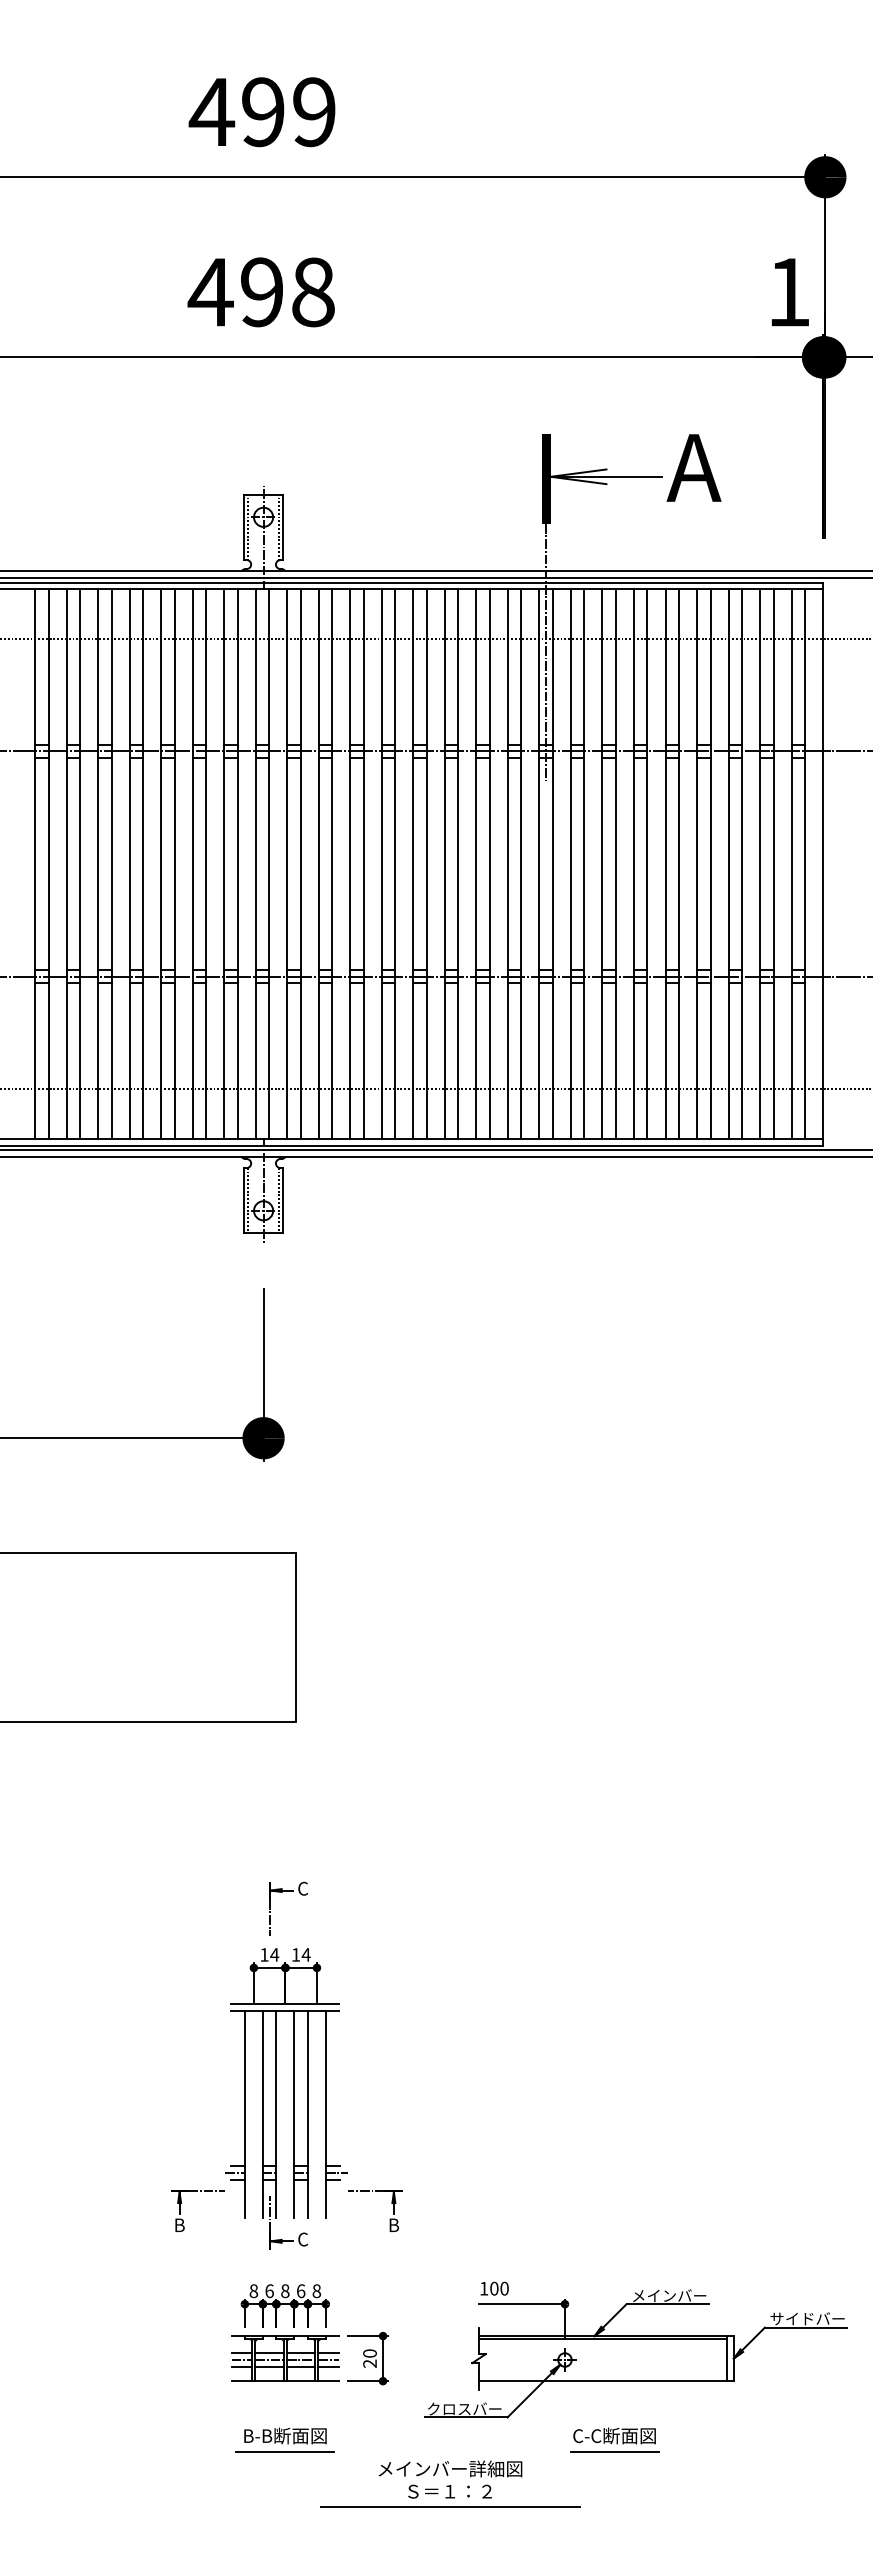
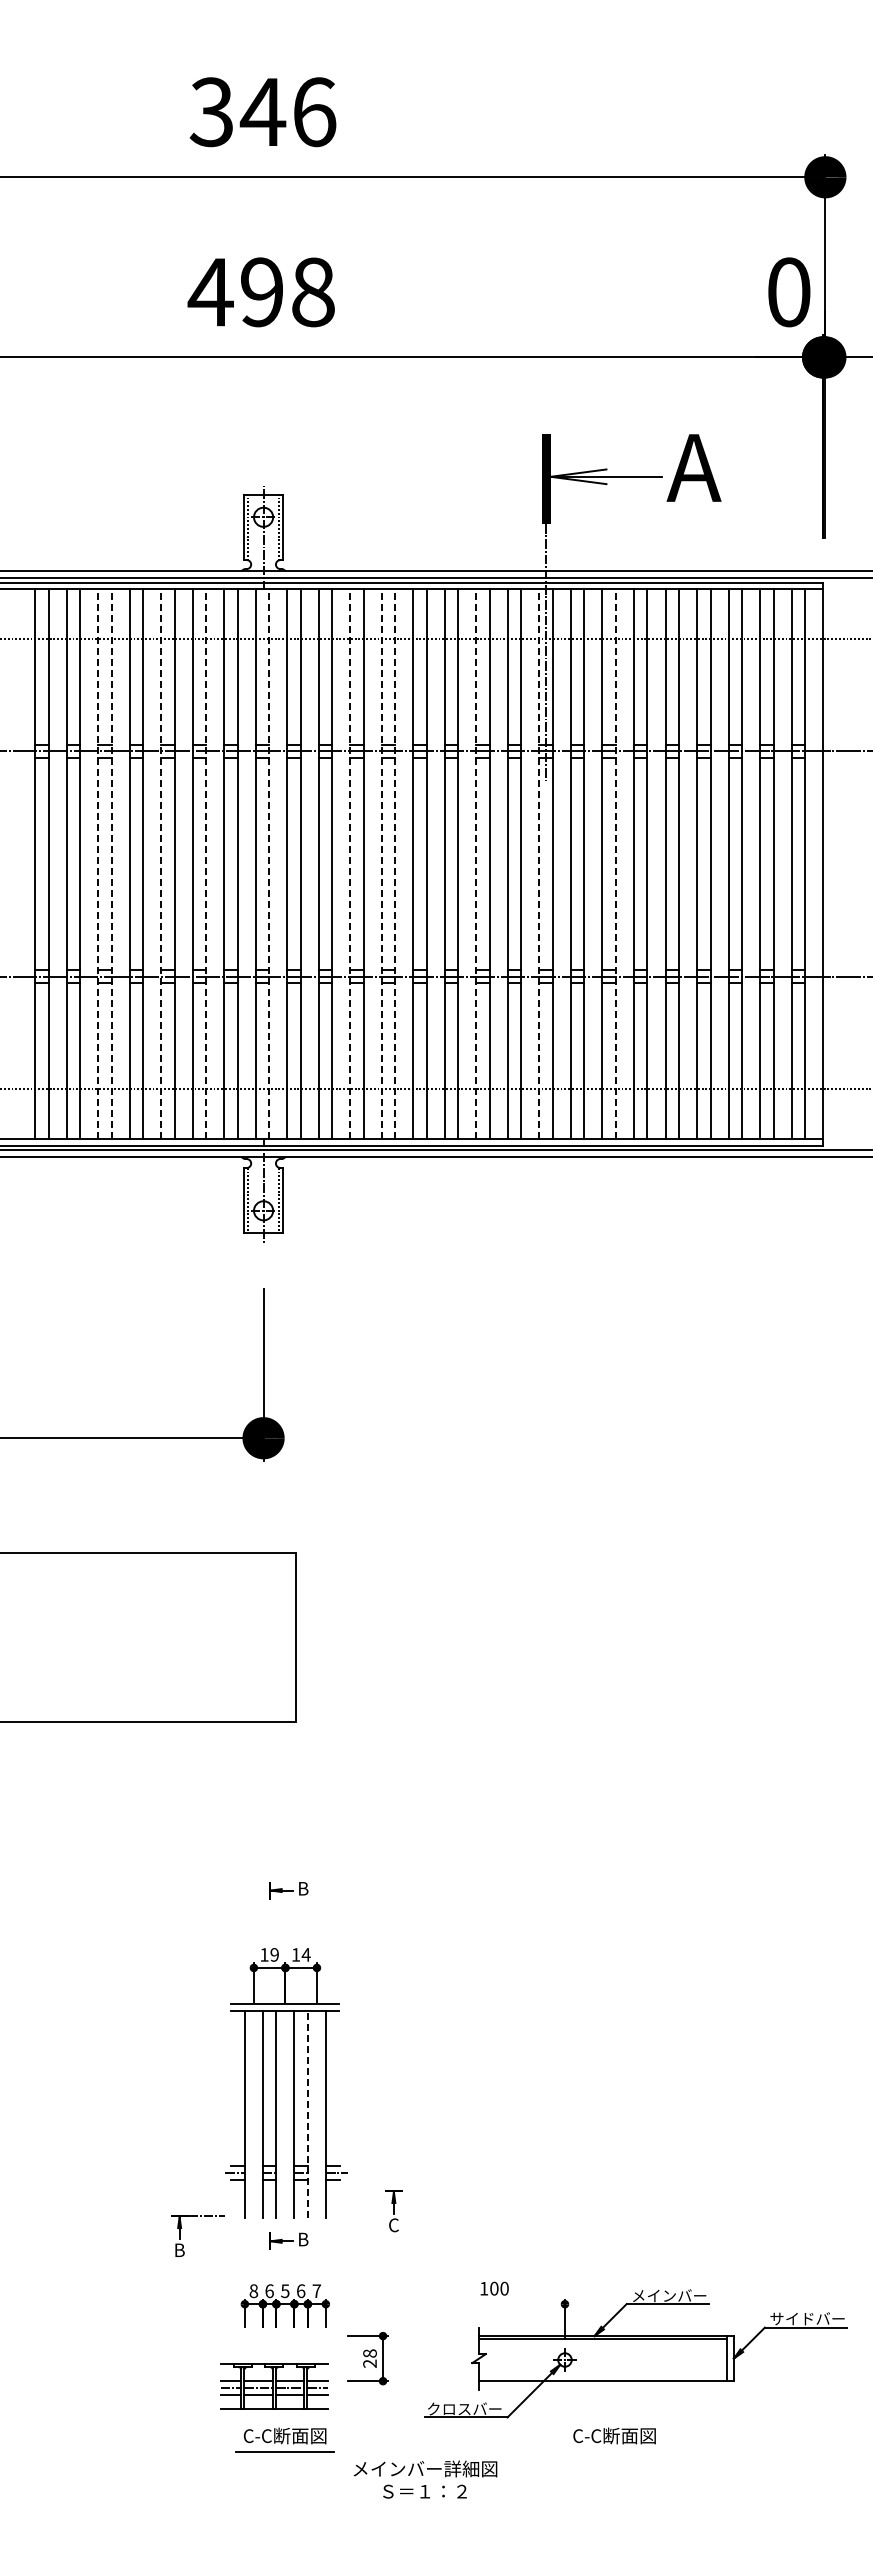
text: 499 -> 346 (262, 112)
text: 1 -> 0 (789, 292)
line: solid -> dashed (98, 864)
line: solid -> dashed (111, 864)
line: solid -> dashed (161, 864)
line: solid -> dashed (206, 864)
line: solid -> dashed (269, 864)
line: solid -> dashed (350, 864)
line: solid -> dashed (381, 864)
line: solid -> dashed (395, 864)
line: solid -> dashed (476, 864)
line: solid -> dashed (539, 864)
line: solid -> dashed (615, 864)
text: C -> B (303, 1888)
line: present -> none (269, 1917)
text: 14 -> 19 (274, 1954)
line: solid -> dashed (307, 2114)
line: present -> none (366, 2191)
line: present -> none (269, 2213)
part position: (183, 2219) -> (183, 2244) (183, 2244)
text: B -> C (394, 2225)
text: C -> B (303, 2239)
text: 8 -> 5 (285, 2290)
text: 8 -> 7 (316, 2291)
line: present -> none (521, 2304)
text: 20 -> 28 (369, 2353)
part position: (285, 2358) -> (274, 2386) (274, 2386)
text: B-B断面図 -> C-C断面図 (284, 2435)
line: present -> none (614, 2451)
text position: (450, 2479) -> (425, 2479) (425, 2479)
line: present -> none (449, 2507)
